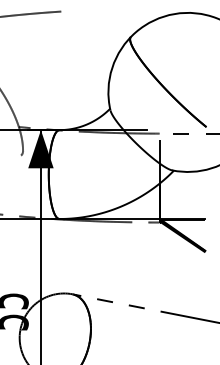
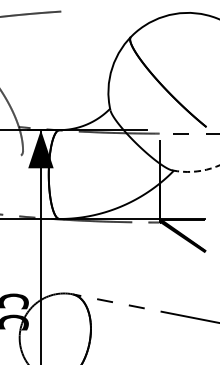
arc: solid -> dashed (196, 171)
